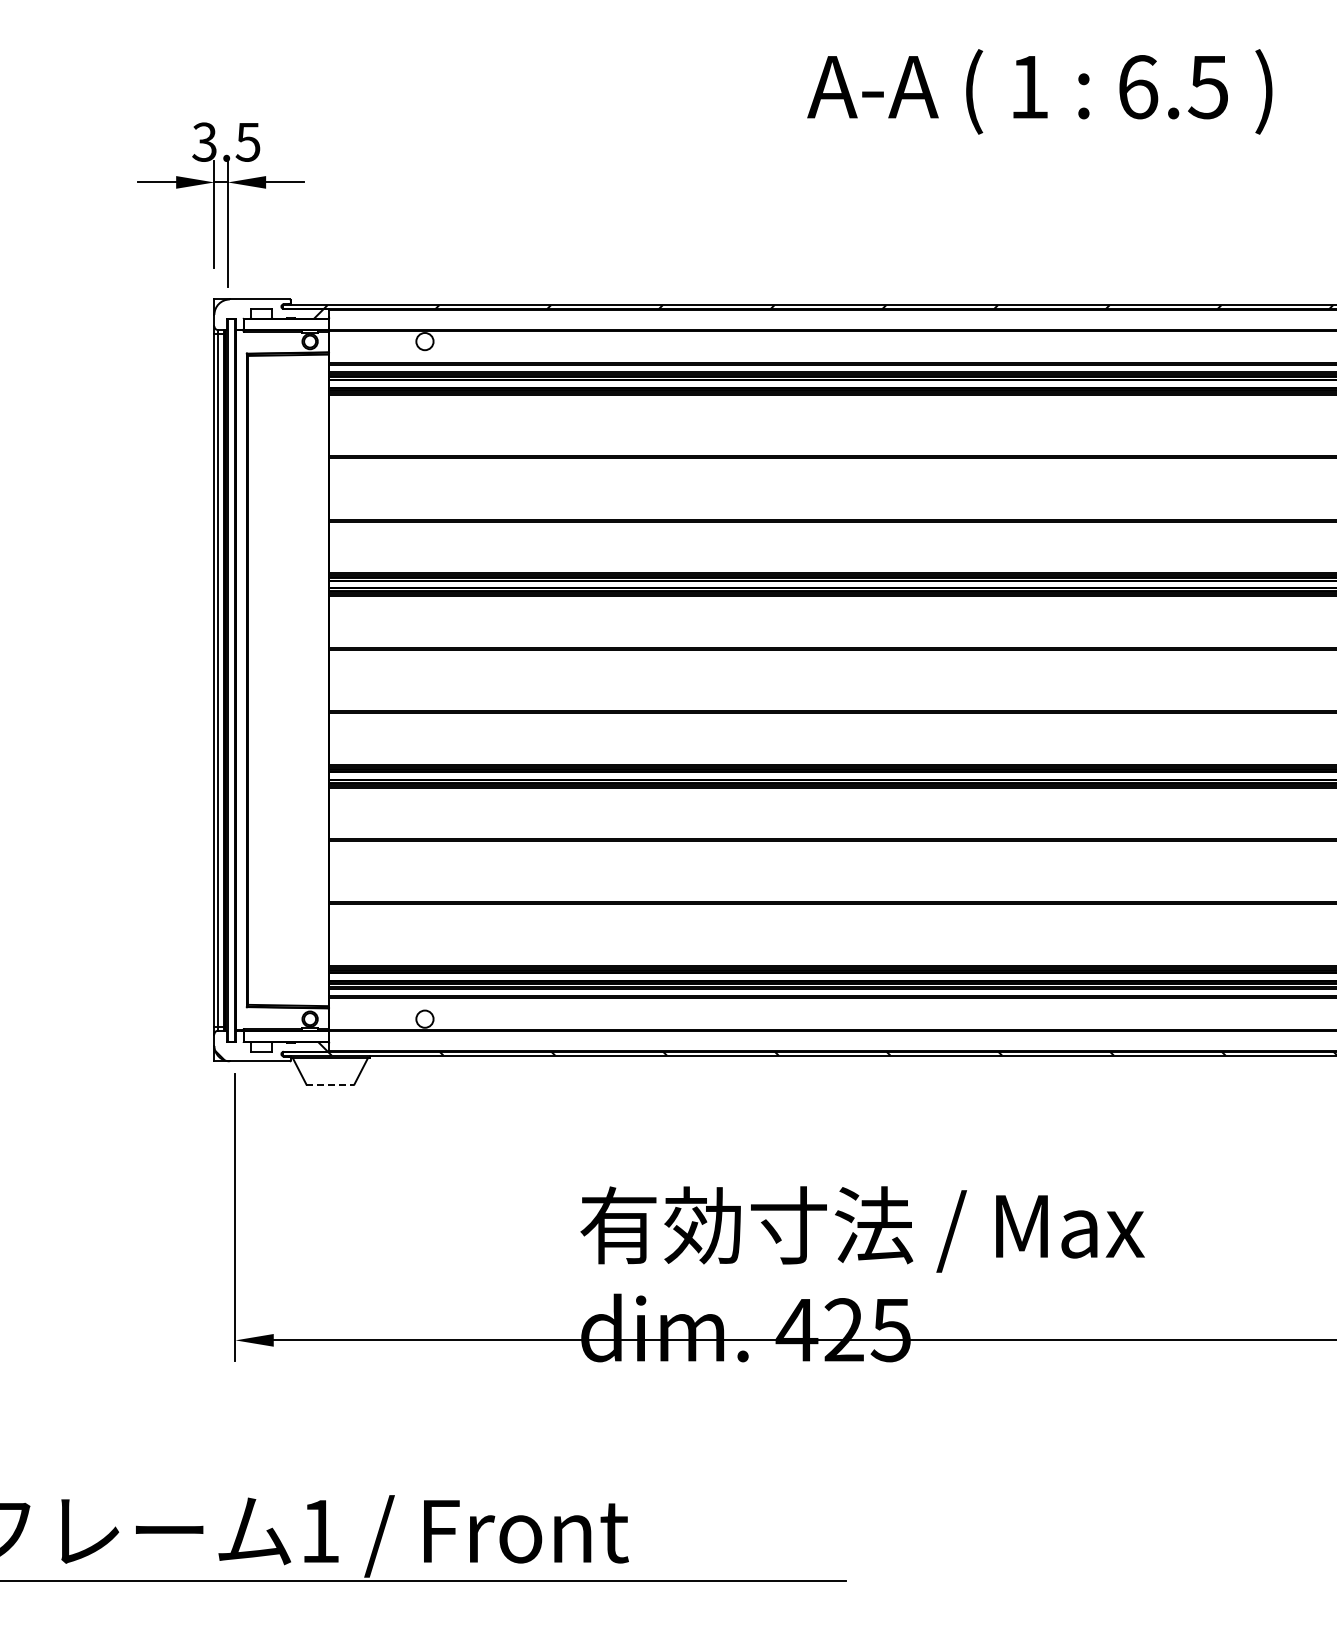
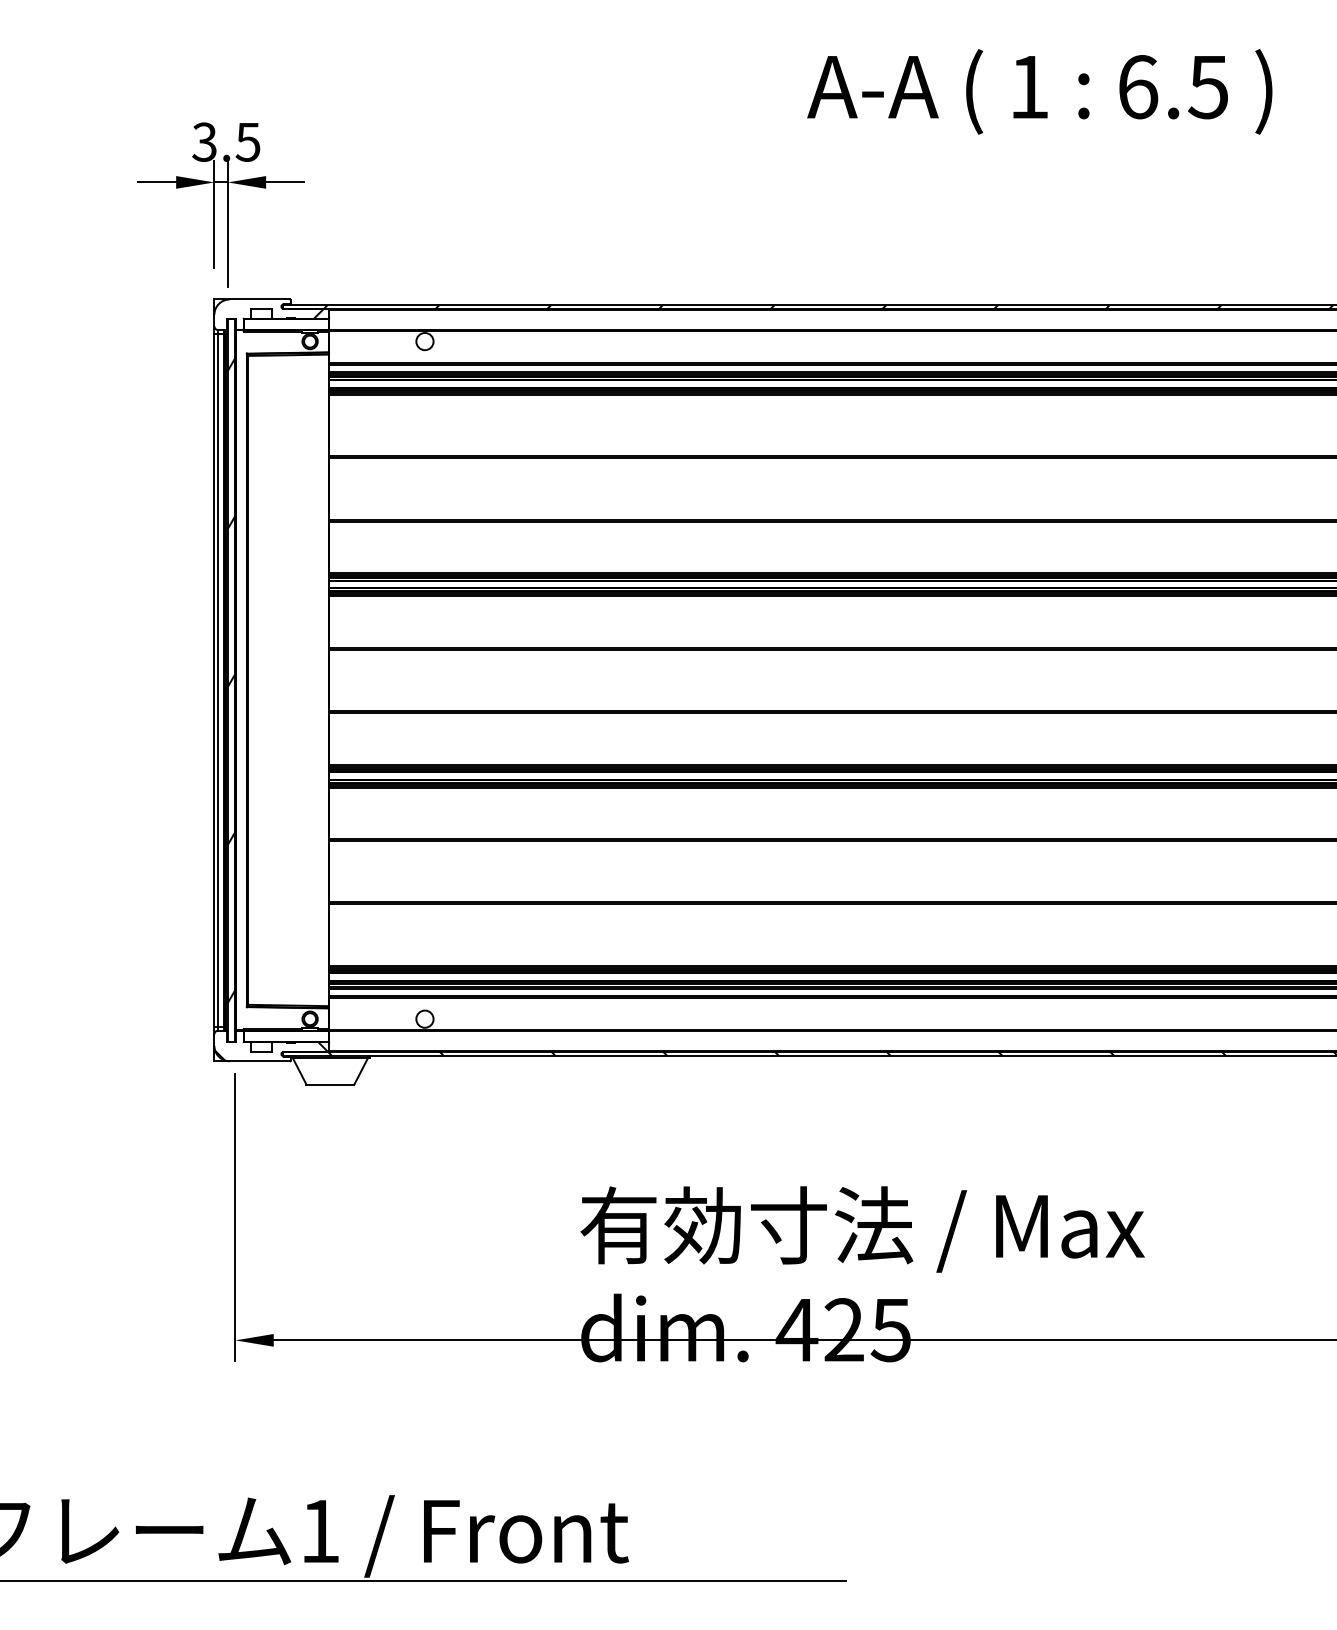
hatch: none -> present (231, 680)
line: dashed -> solid (330, 1084)
